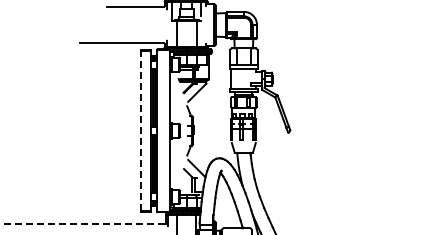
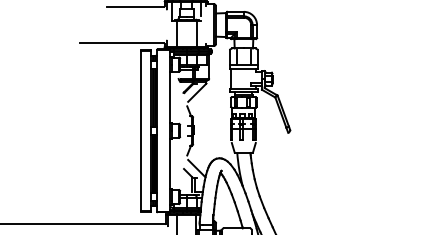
line: dashed -> solid (141, 130)
line: dashed -> solid (82, 224)
